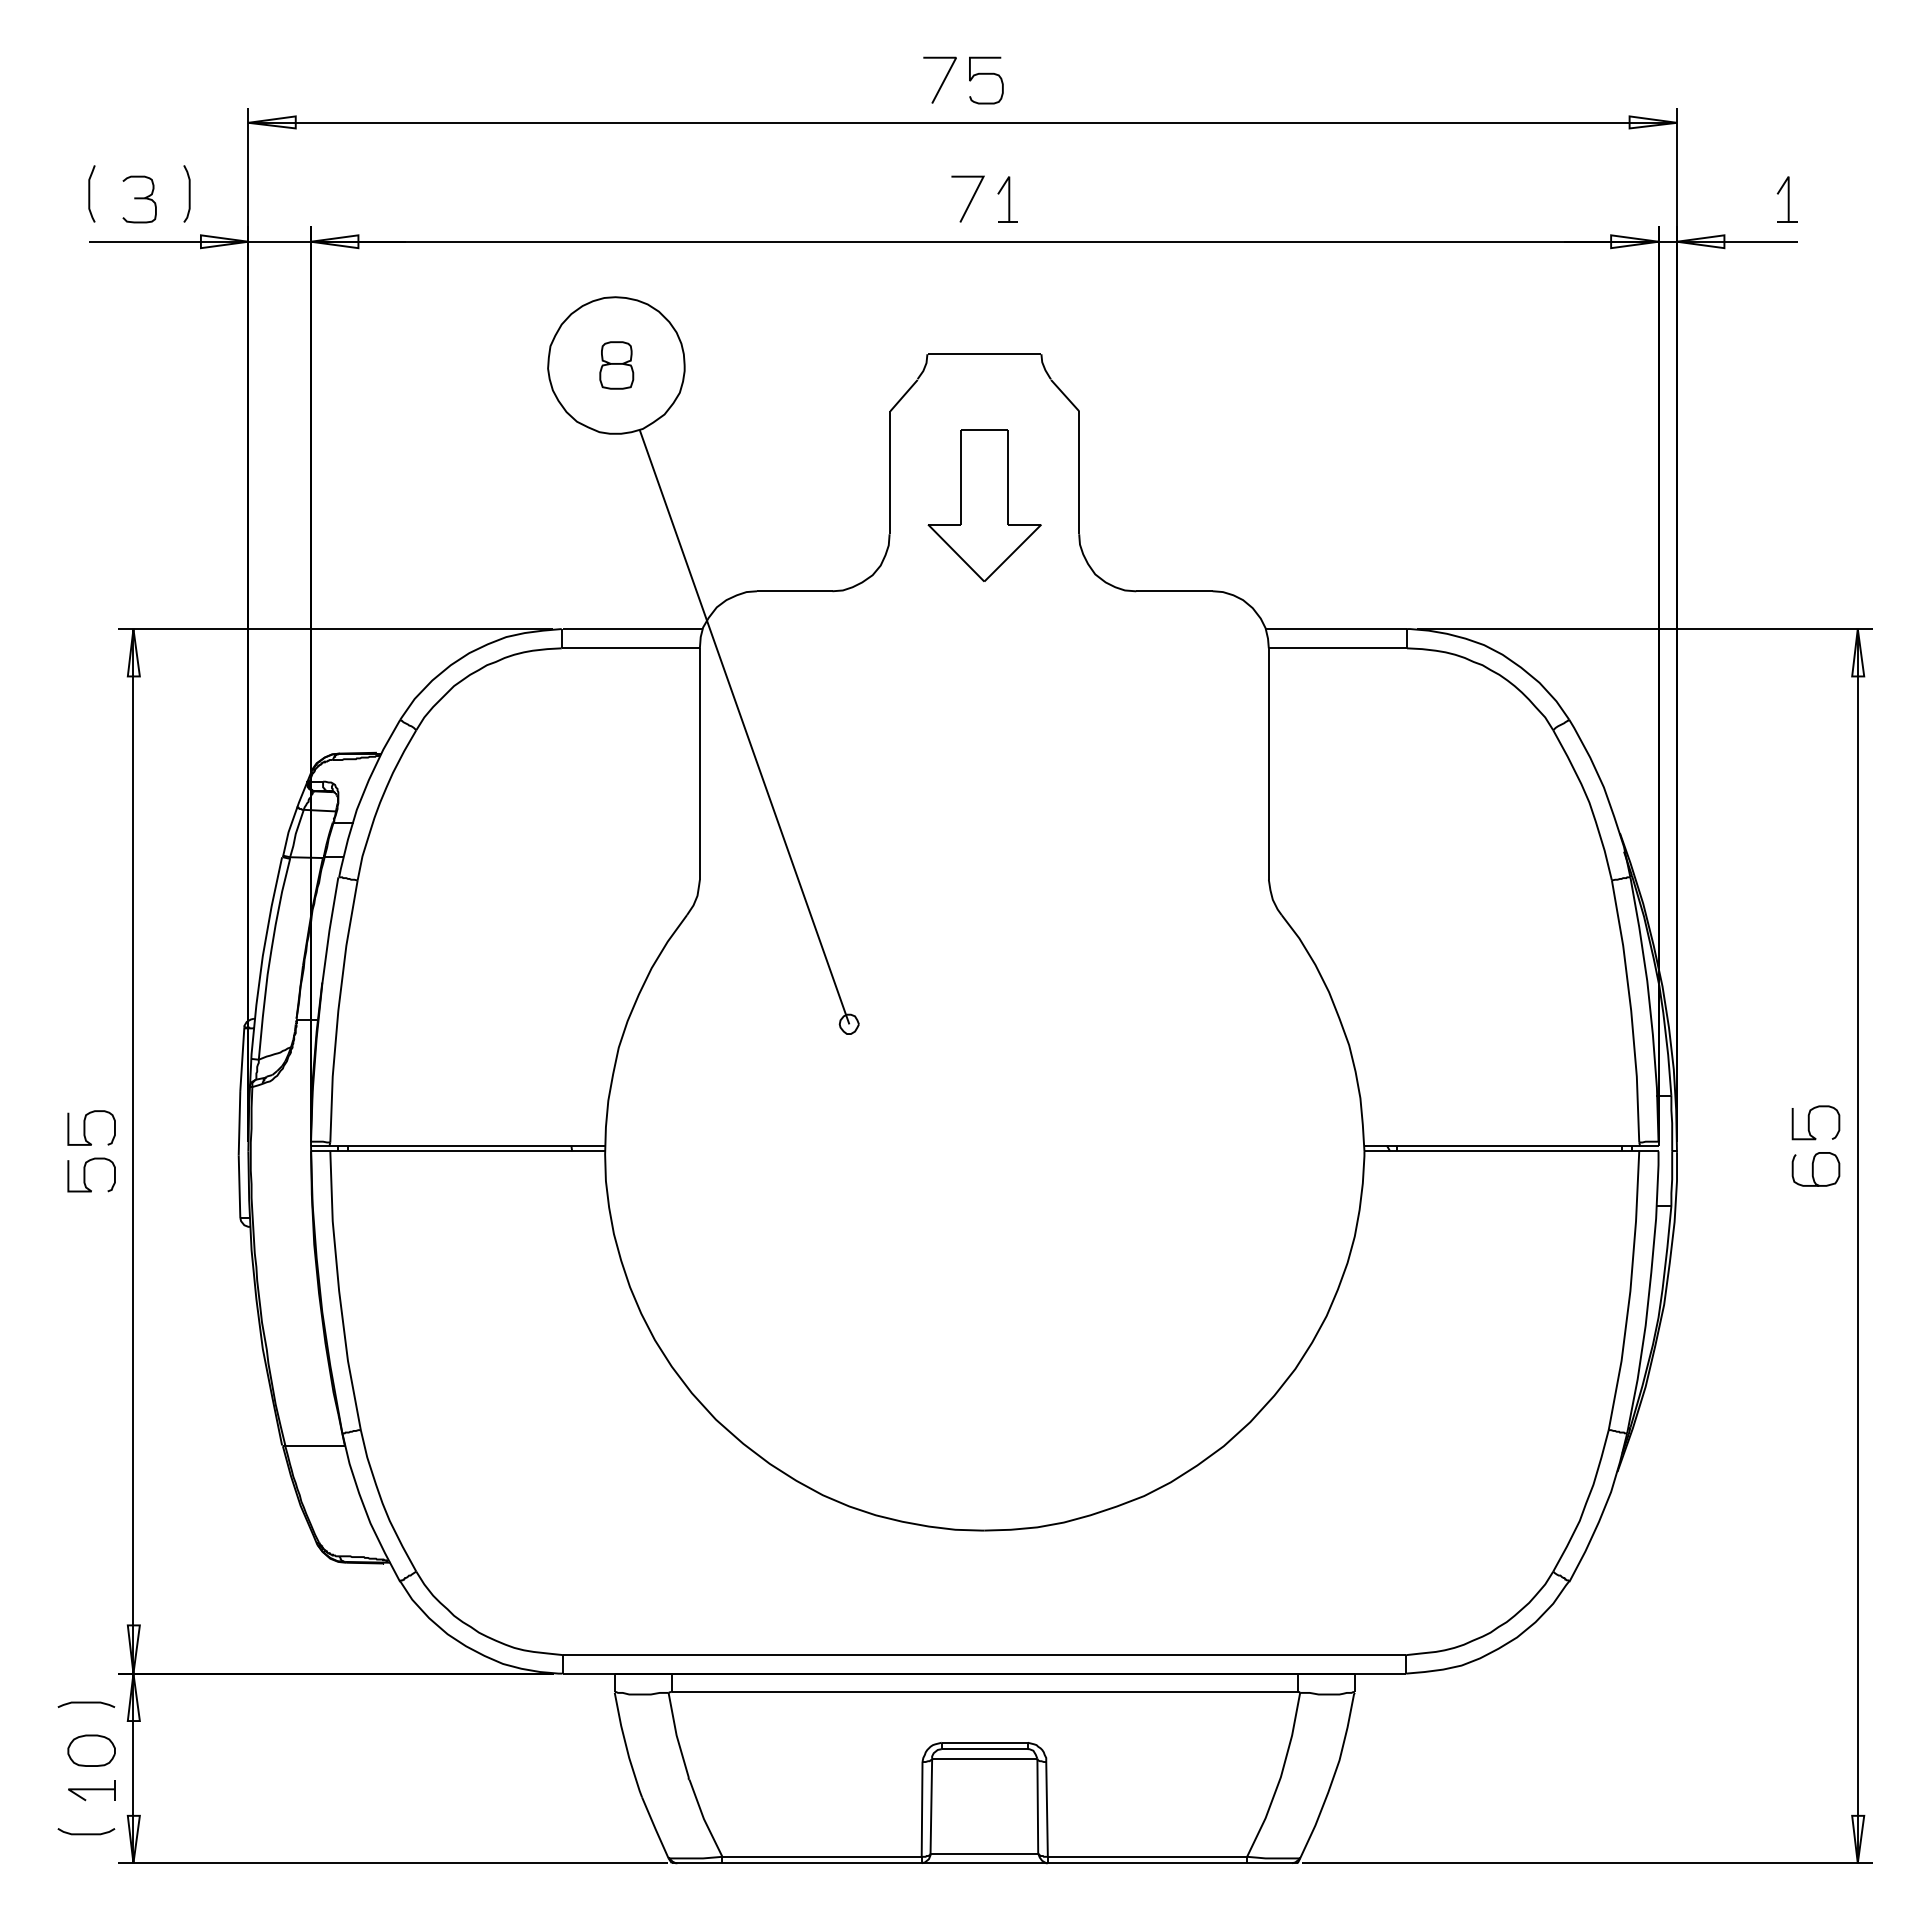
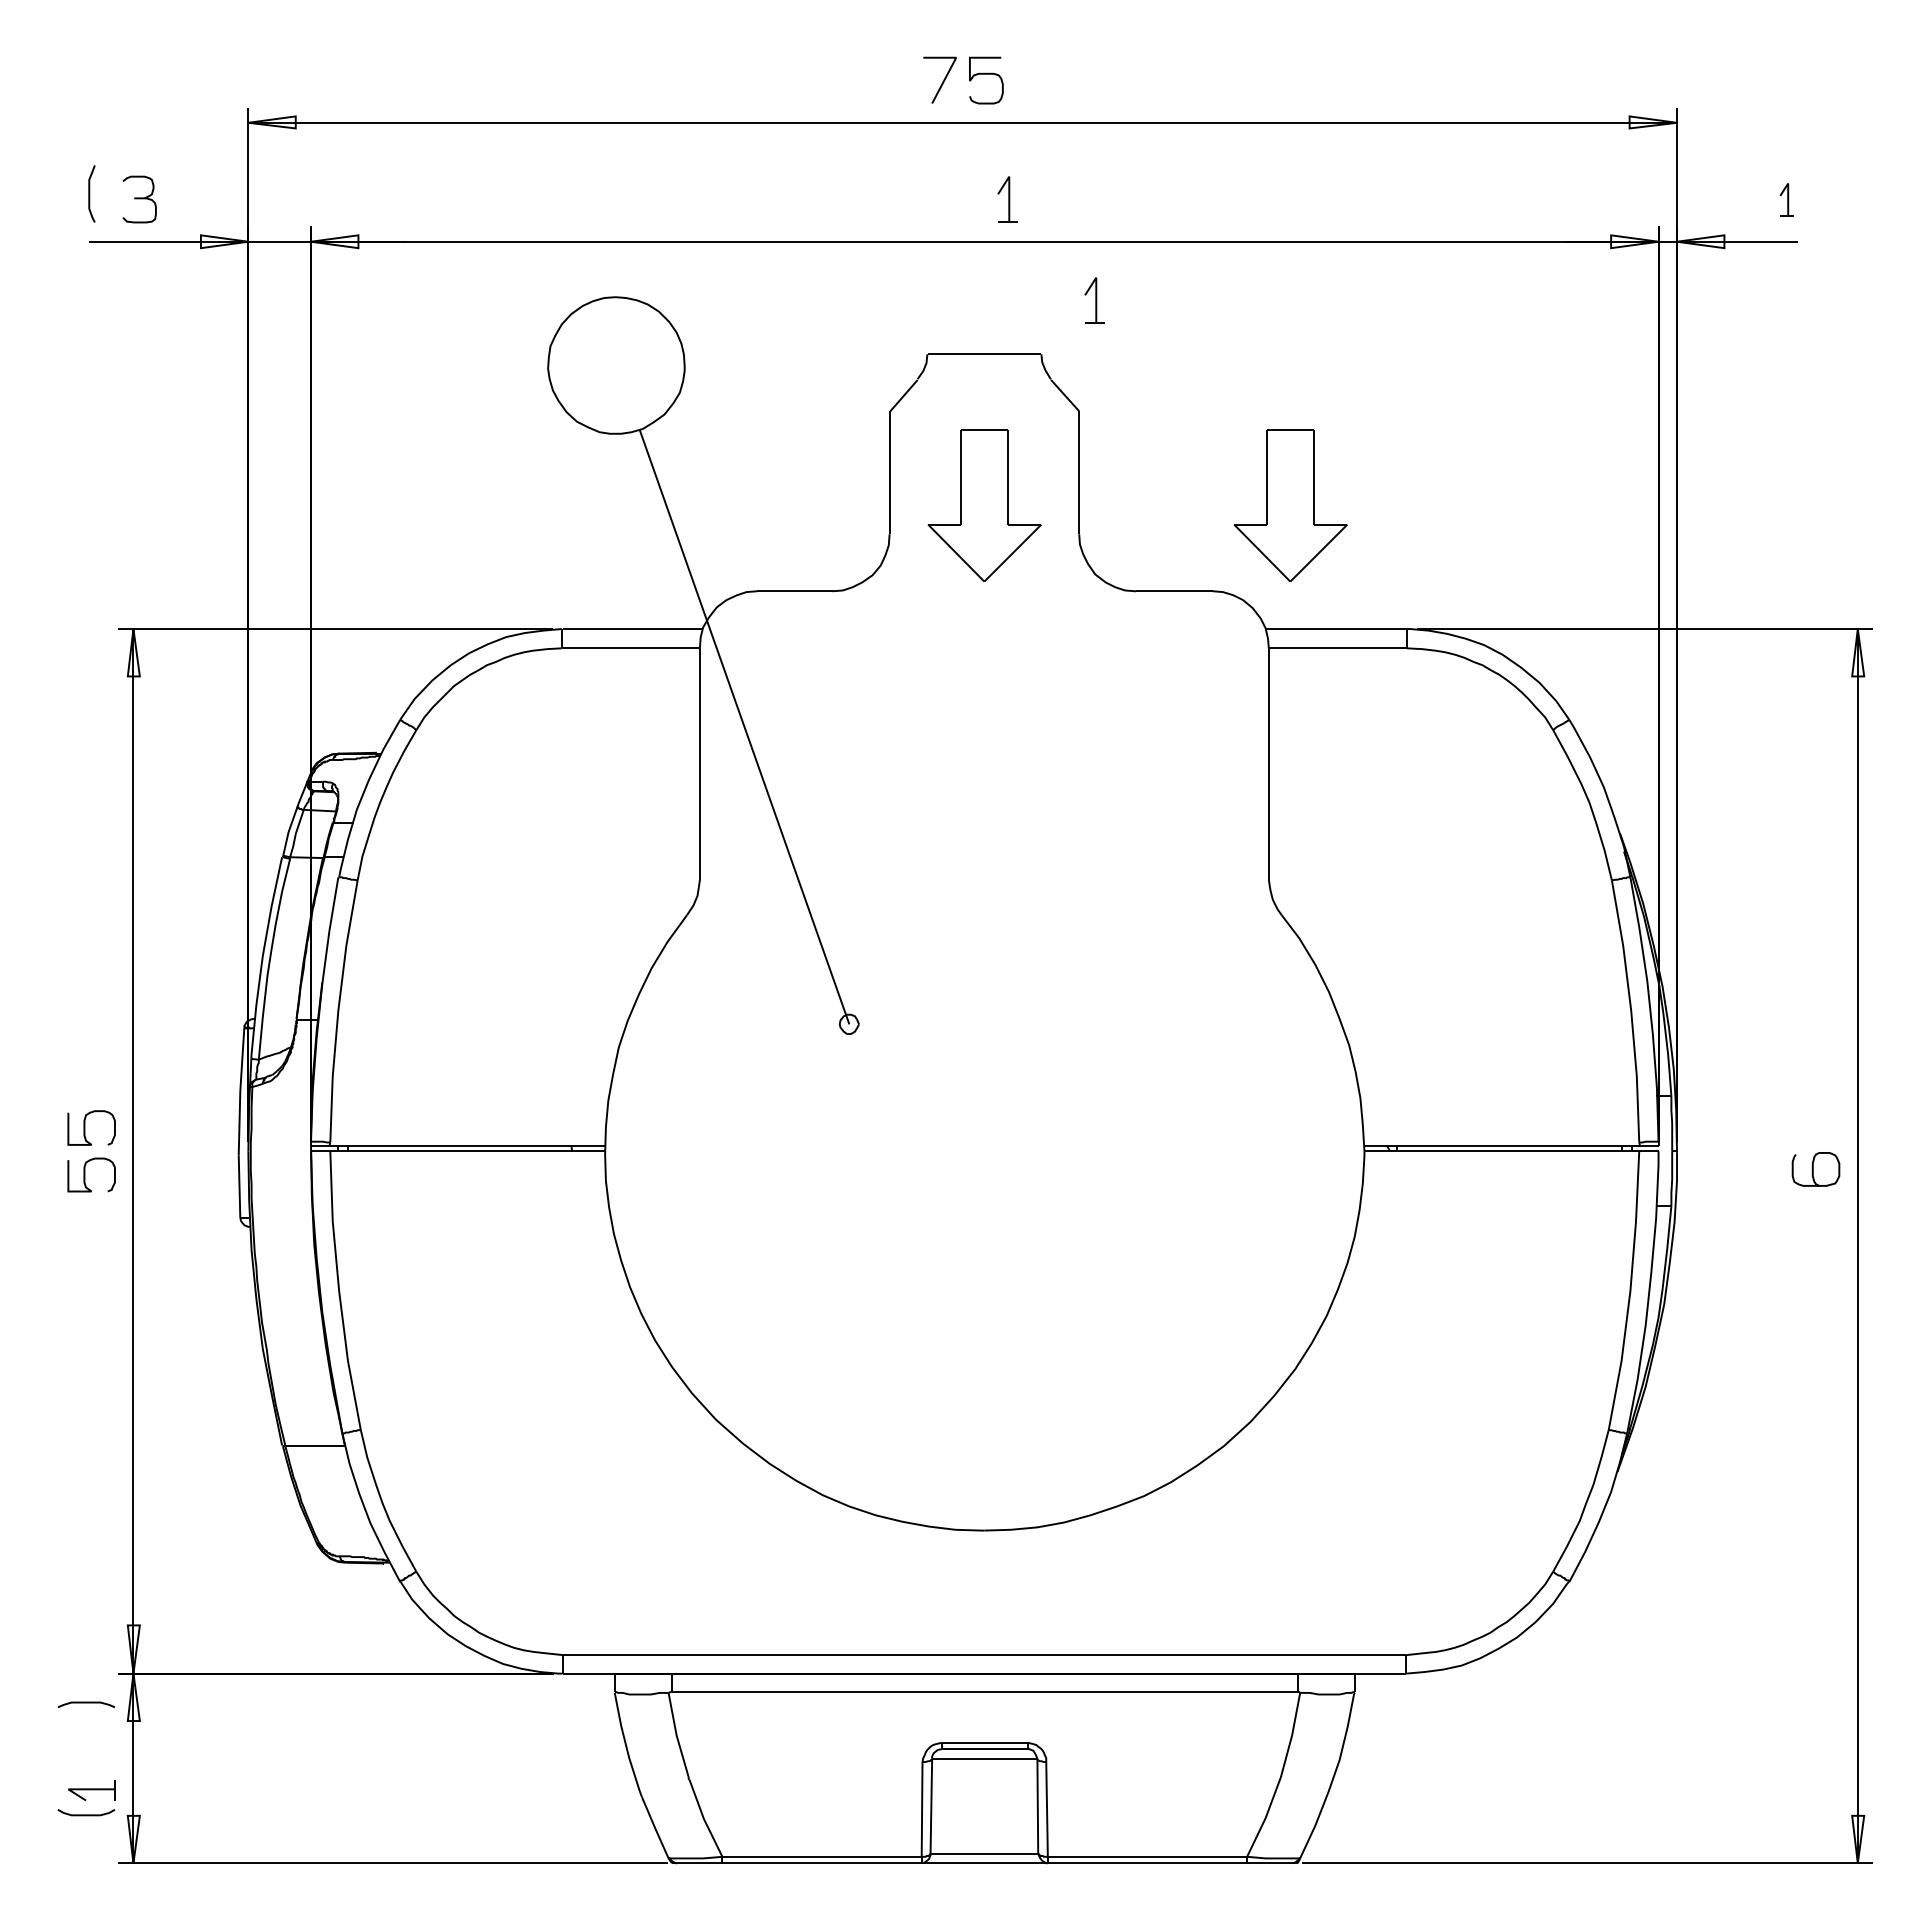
curve: present -> none (188, 193)
curve: present -> none (970, 199)
part size: 22x47 px -> 15x34 px (1786, 199)
part: none -> present (1094, 300)
curve: present -> none (616, 364)
part: none -> present (1290, 505)
curve: present -> none (1809, 1122)
part: present -> none (91, 1750)
curve position: (86, 1833) -> (86, 1814) (86, 1814)
